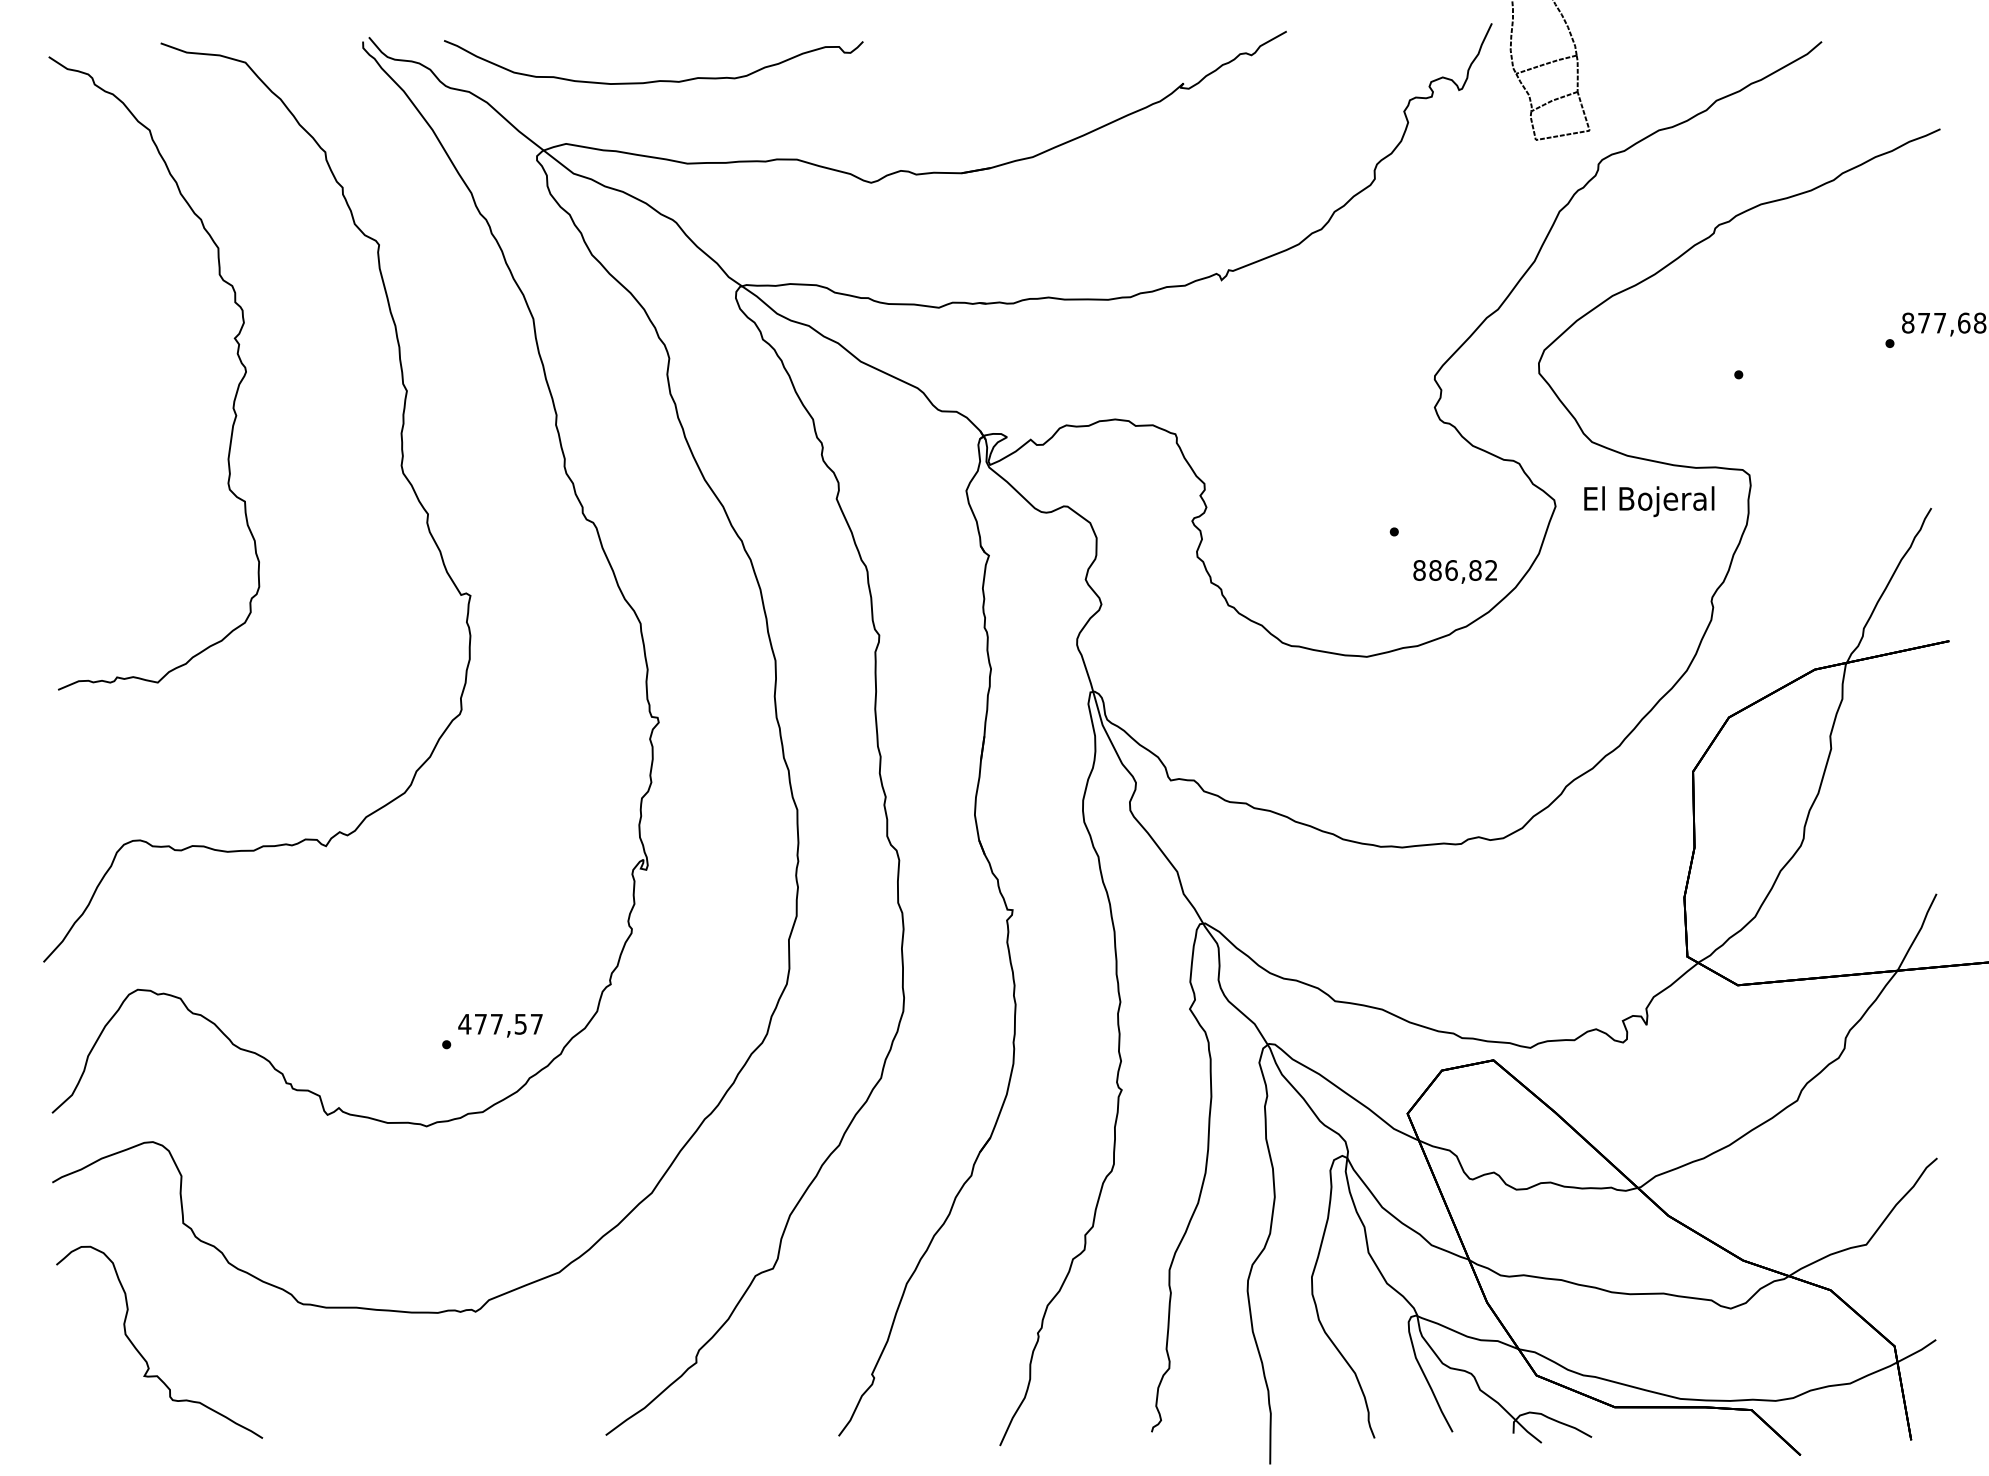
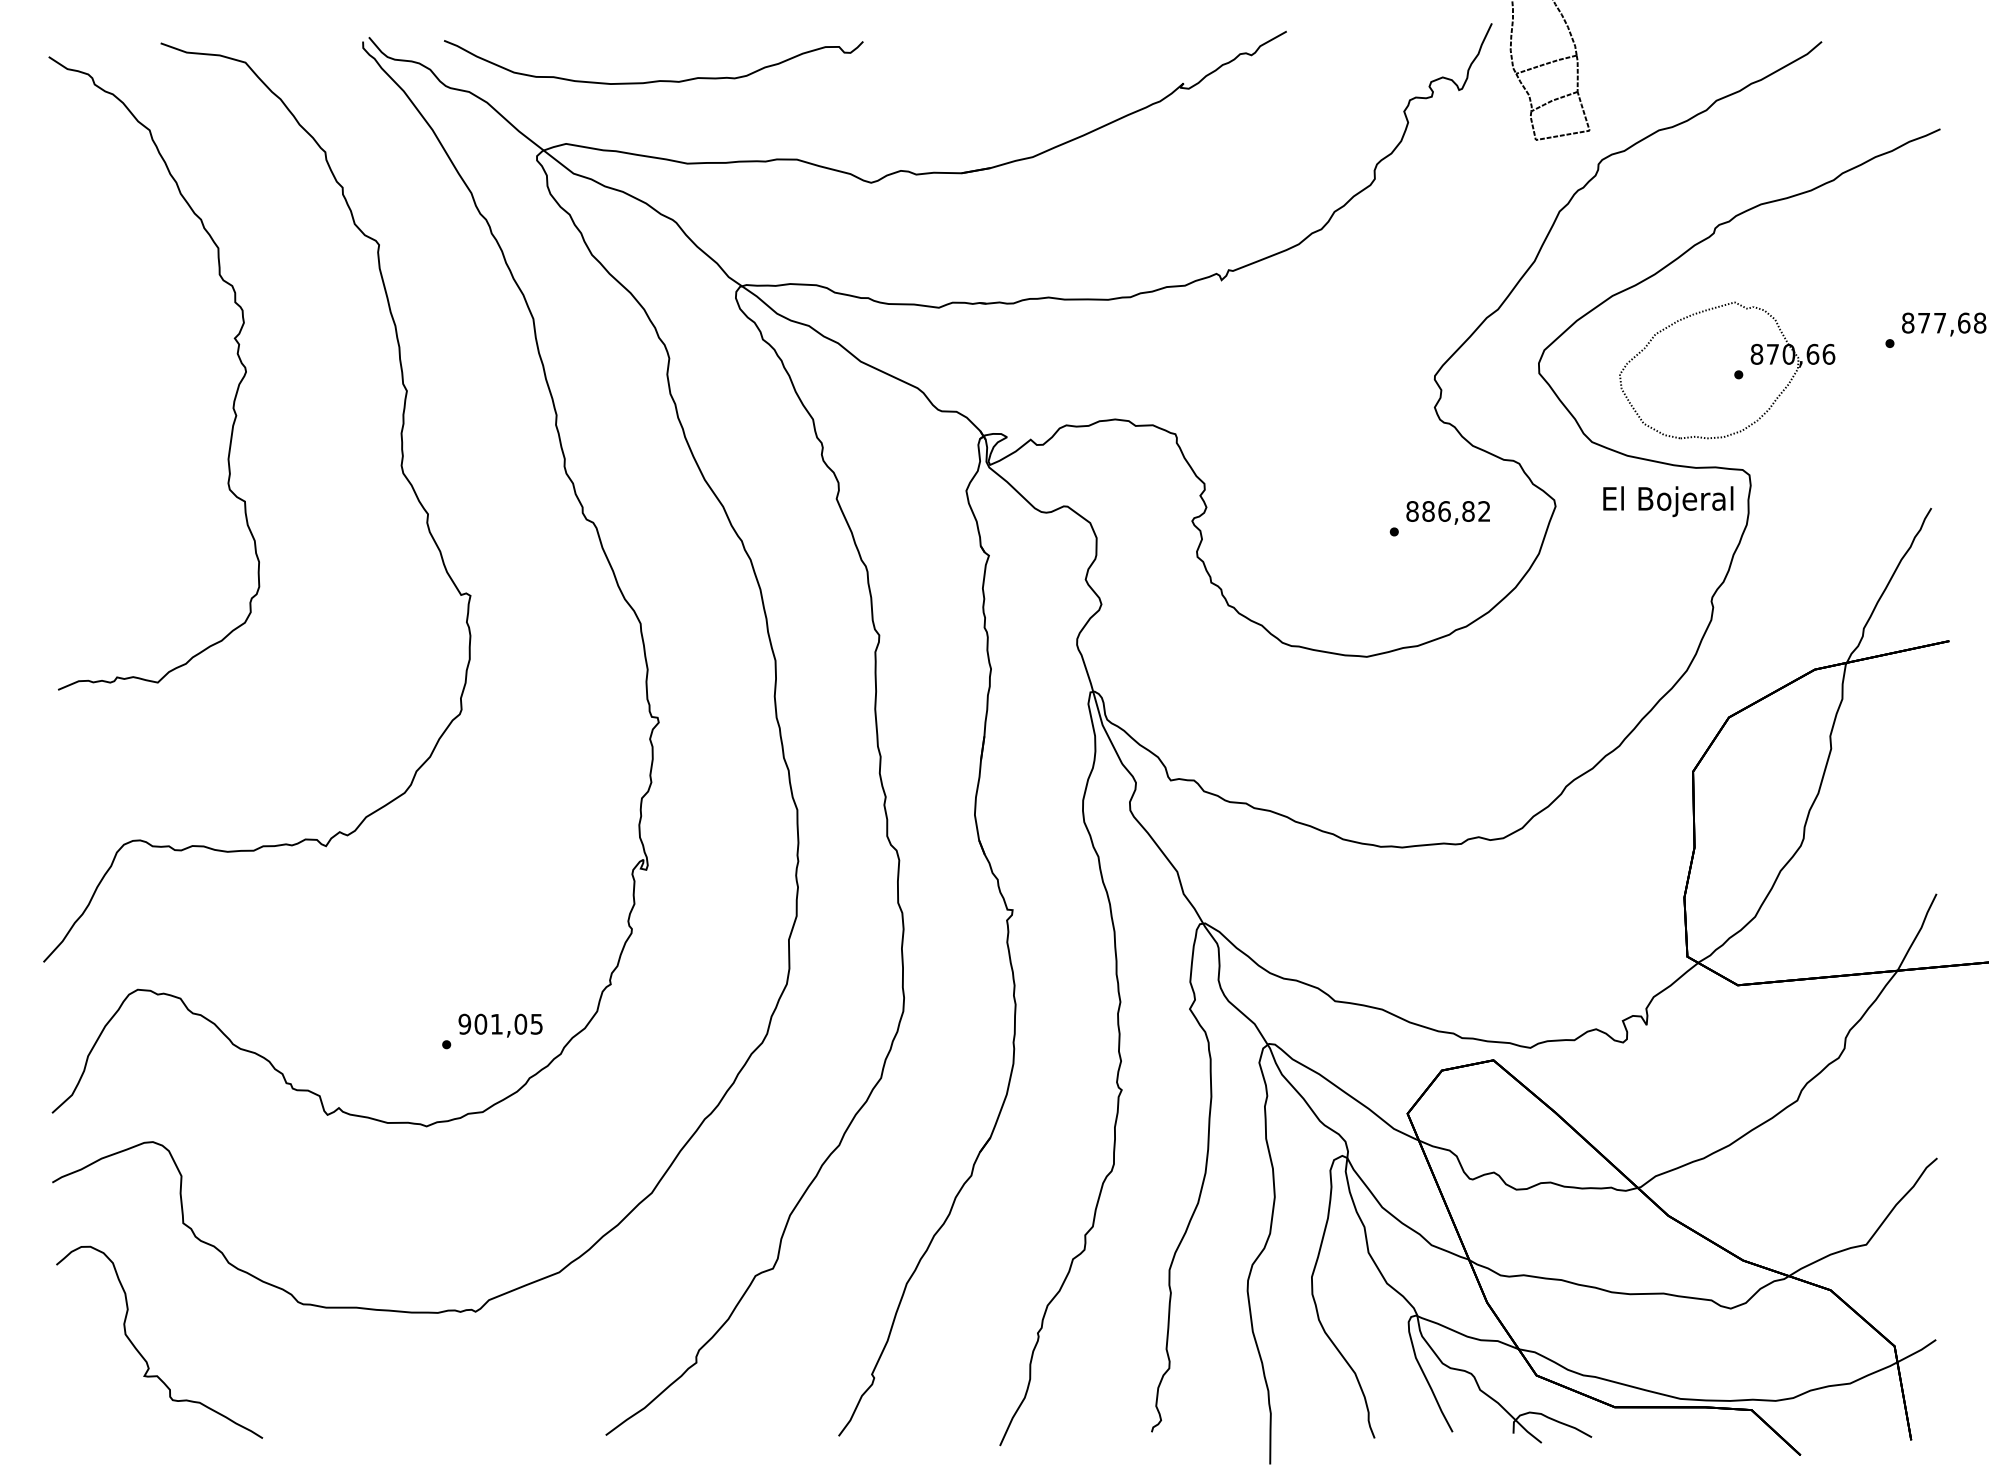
part: none -> present (1751, 362)
text position: (1649, 501) -> (1668, 501) (1668, 501)
text position: (1454, 571) -> (1447, 512) (1447, 512)
text: 477,57 -> 901,05 (500, 1023)
